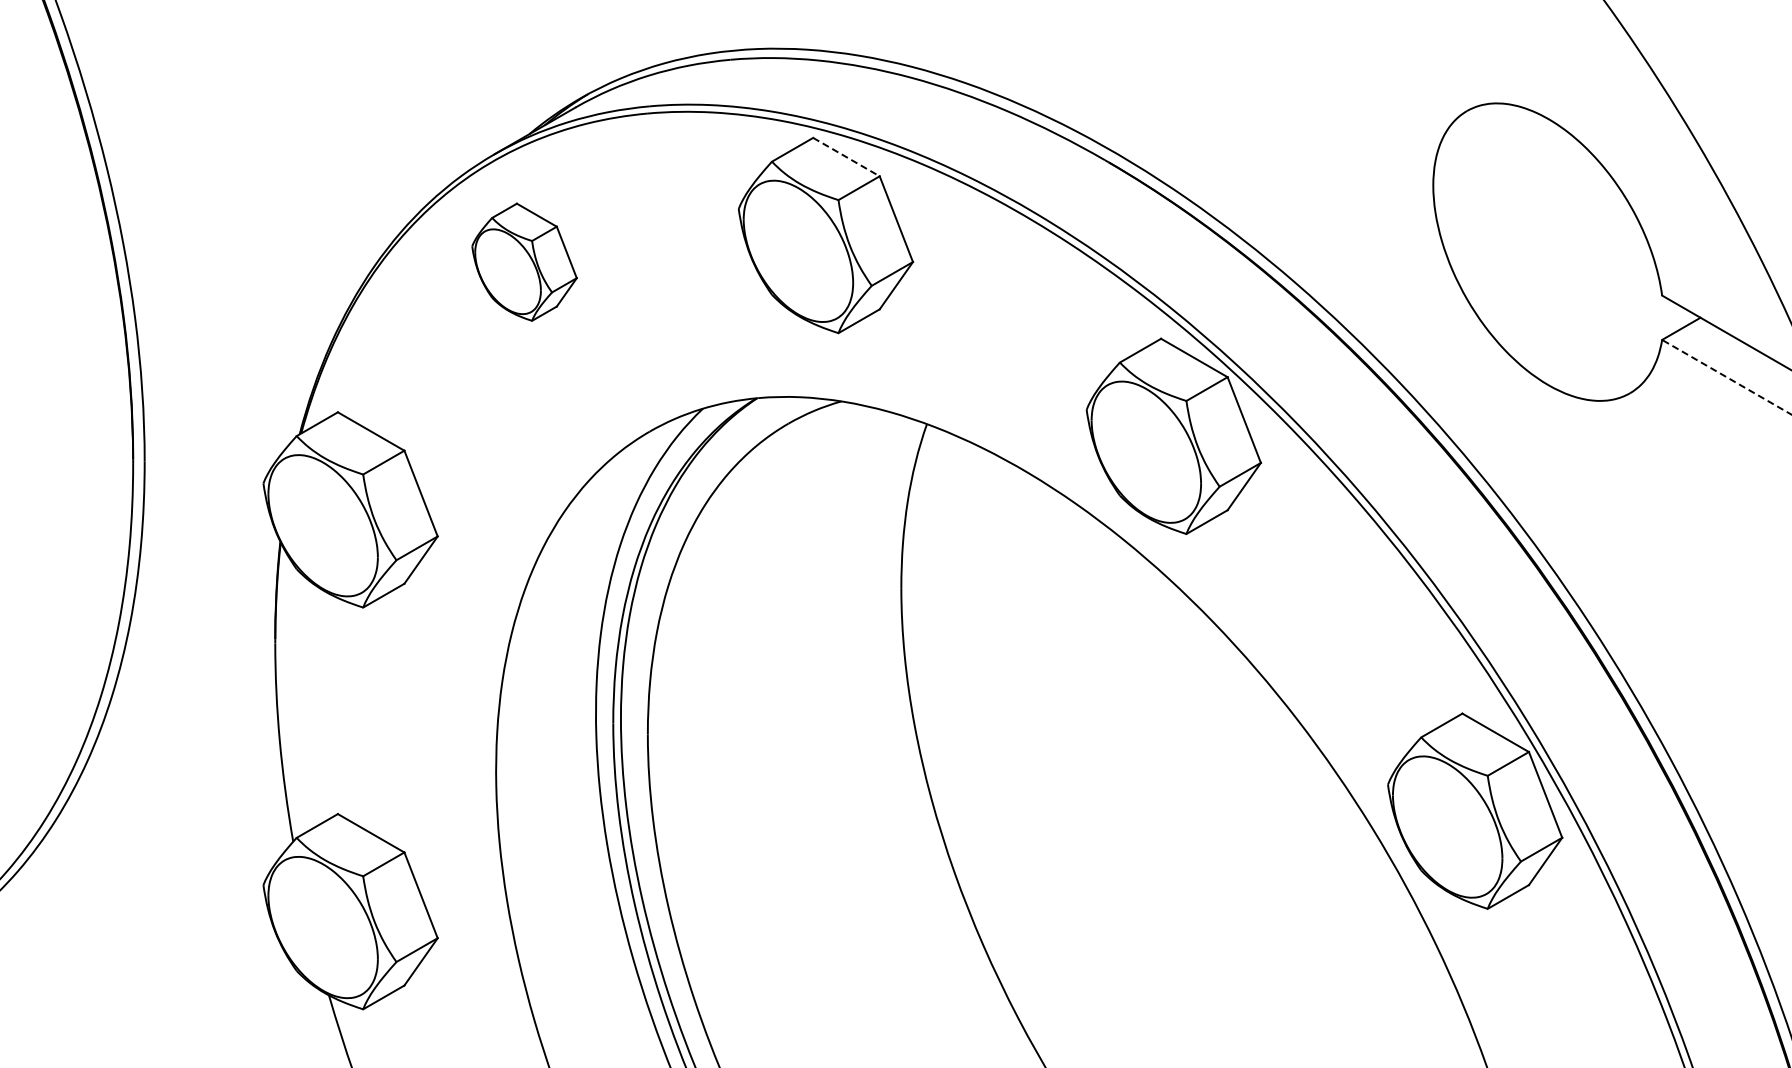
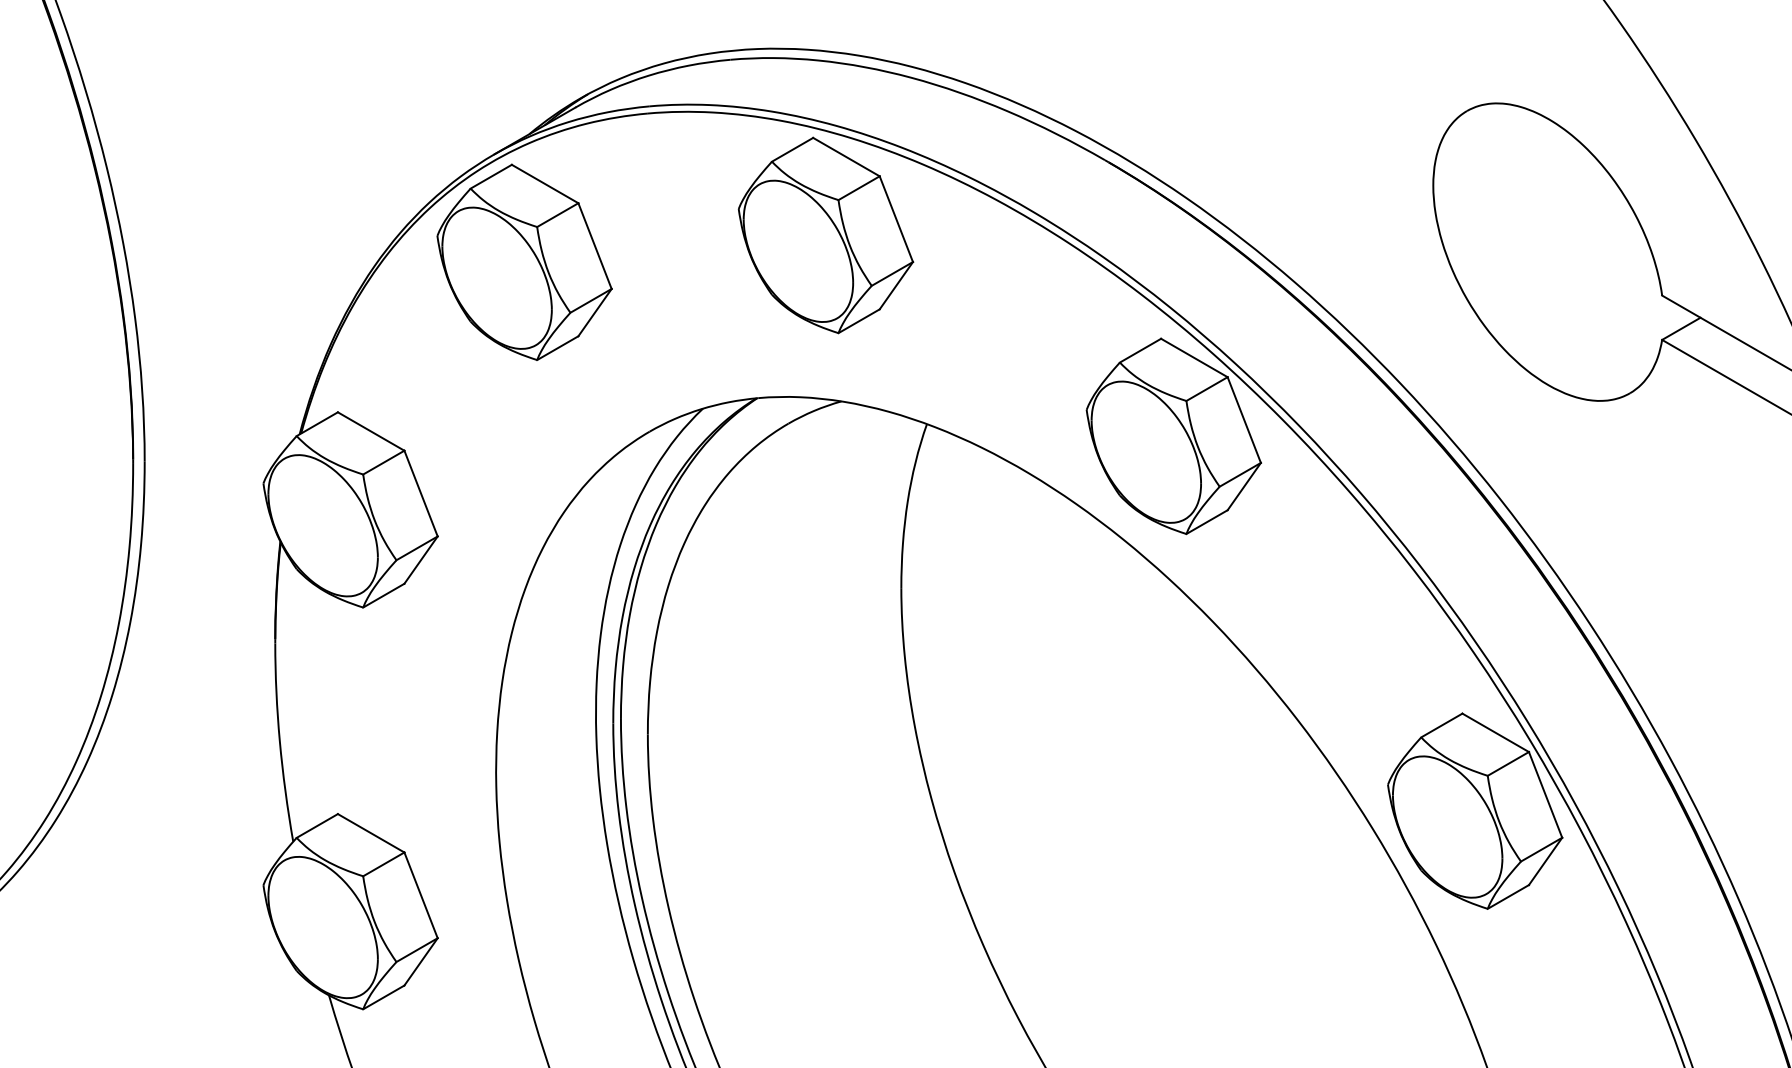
line: dashed -> solid (846, 157)
part size: 107x120 px -> 177x198 px (524, 261)
line: dashed -> solid (1727, 377)
